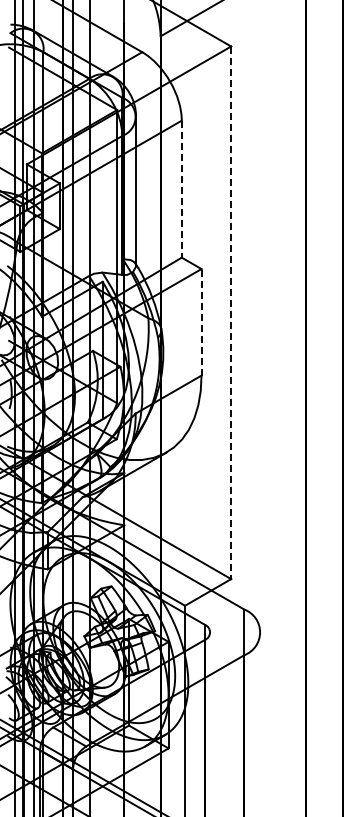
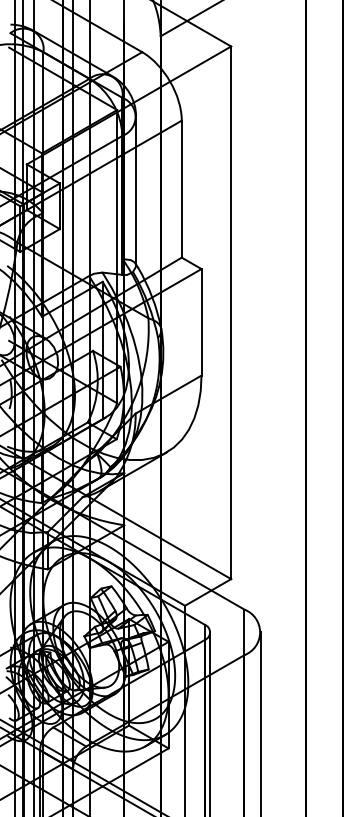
line: dashed -> solid (181, 189)
line: dashed -> solid (231, 313)
line: dashed -> solid (201, 321)
line: none -> present (210, 722)
line: none -> present (260, 722)
